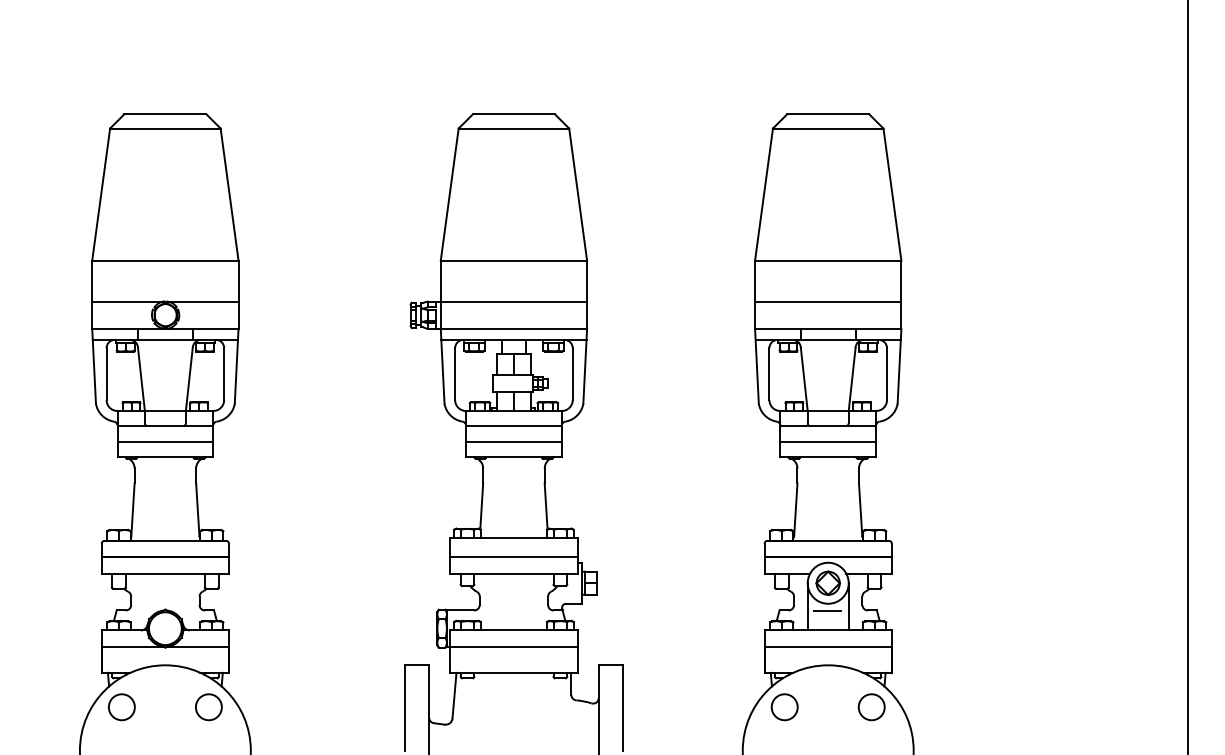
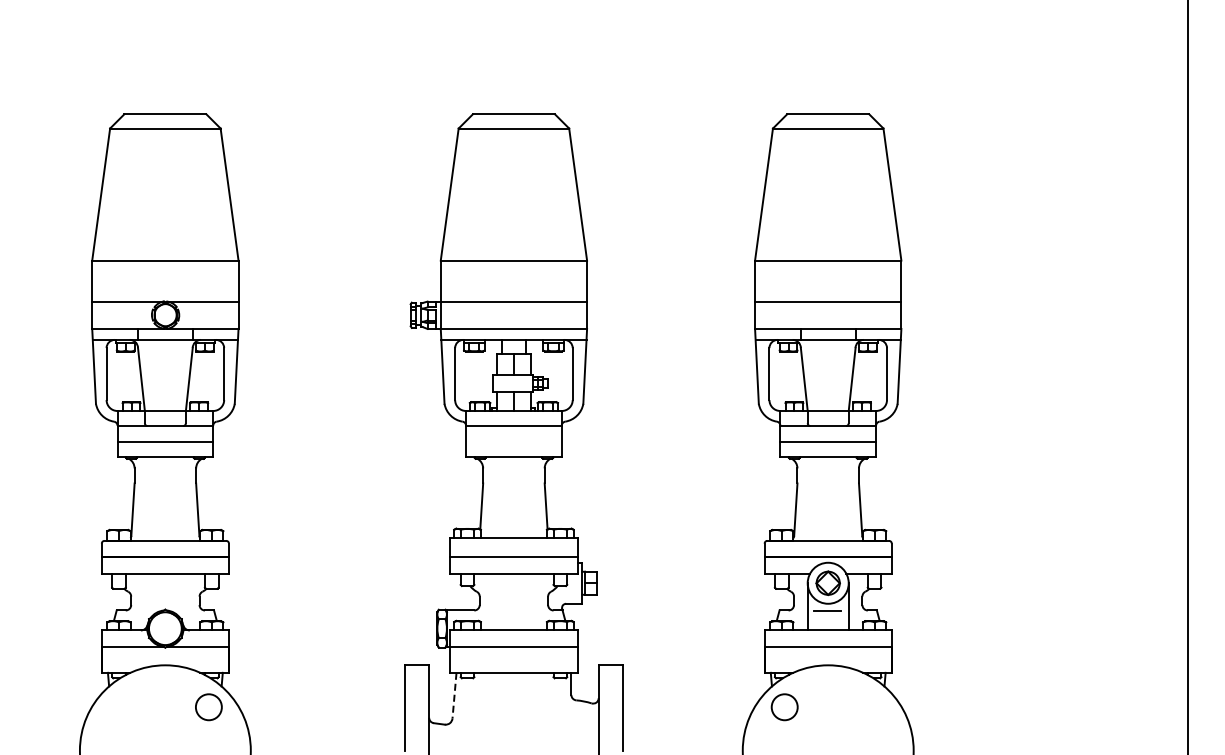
line: present -> none (513, 442)
line: solid -> dashed (454, 695)
circle: present -> none (121, 707)
circle: present -> none (871, 707)
